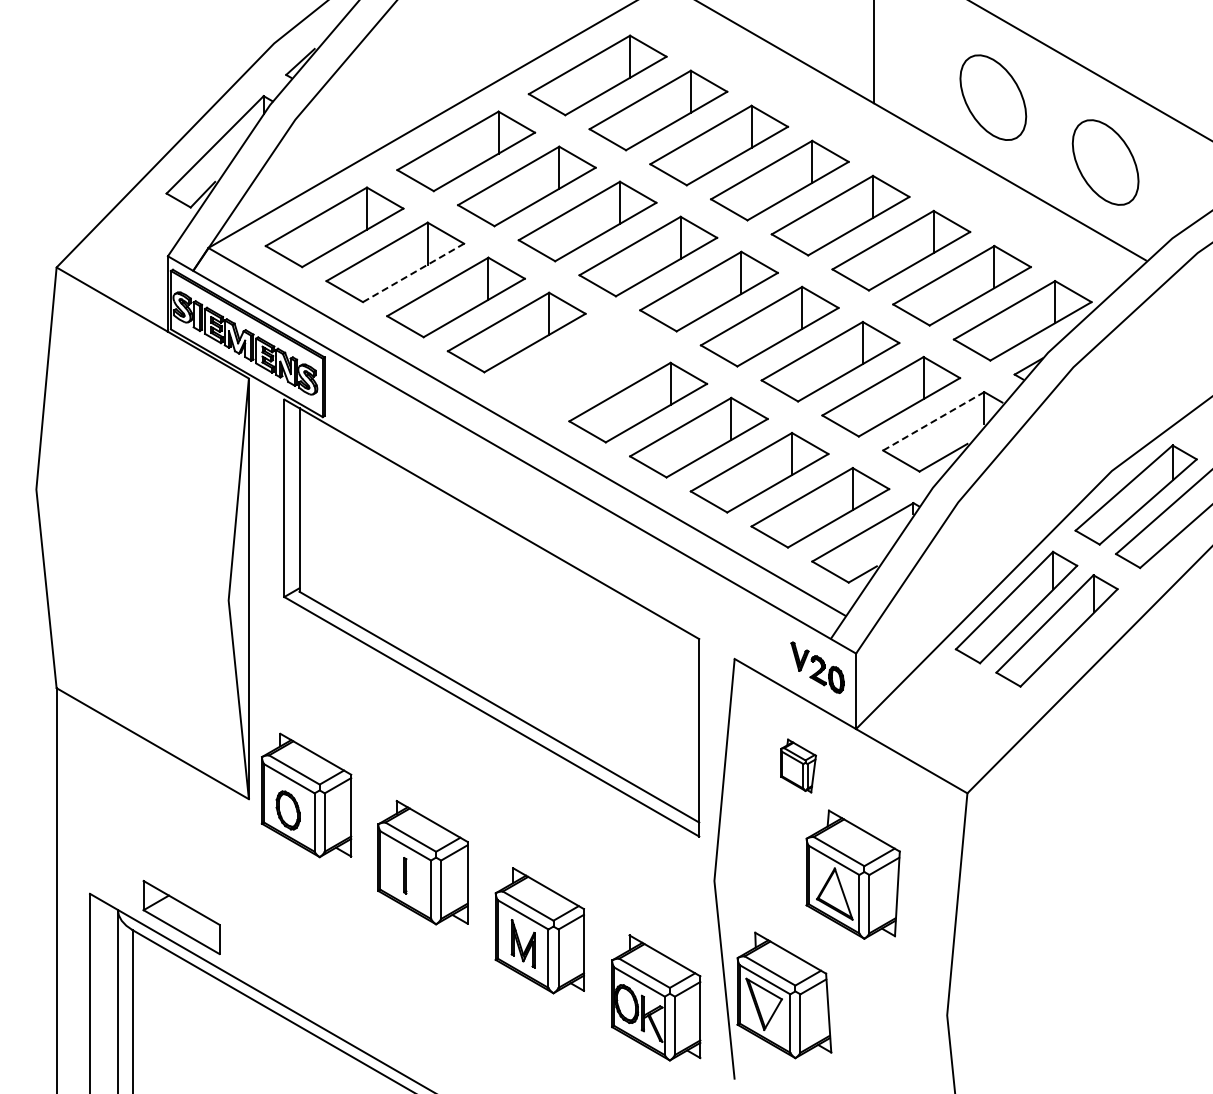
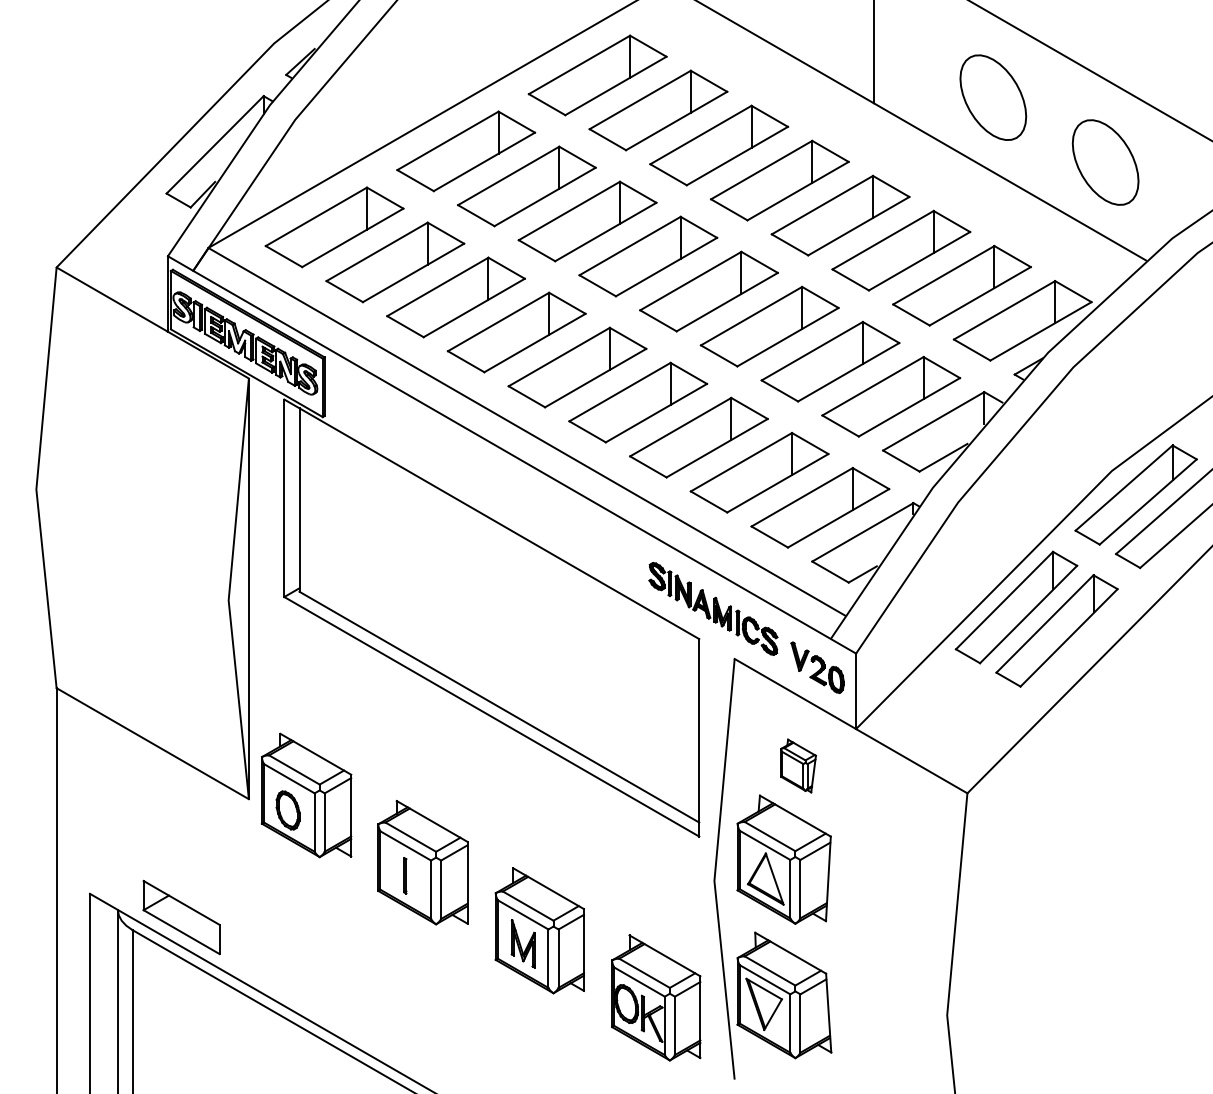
line: dashed -> solid (413, 272)
part: none -> present (577, 367)
line: dashed -> solid (934, 421)
part: none -> present (713, 608)
part position: (852, 874) -> (783, 859) (783, 859)
